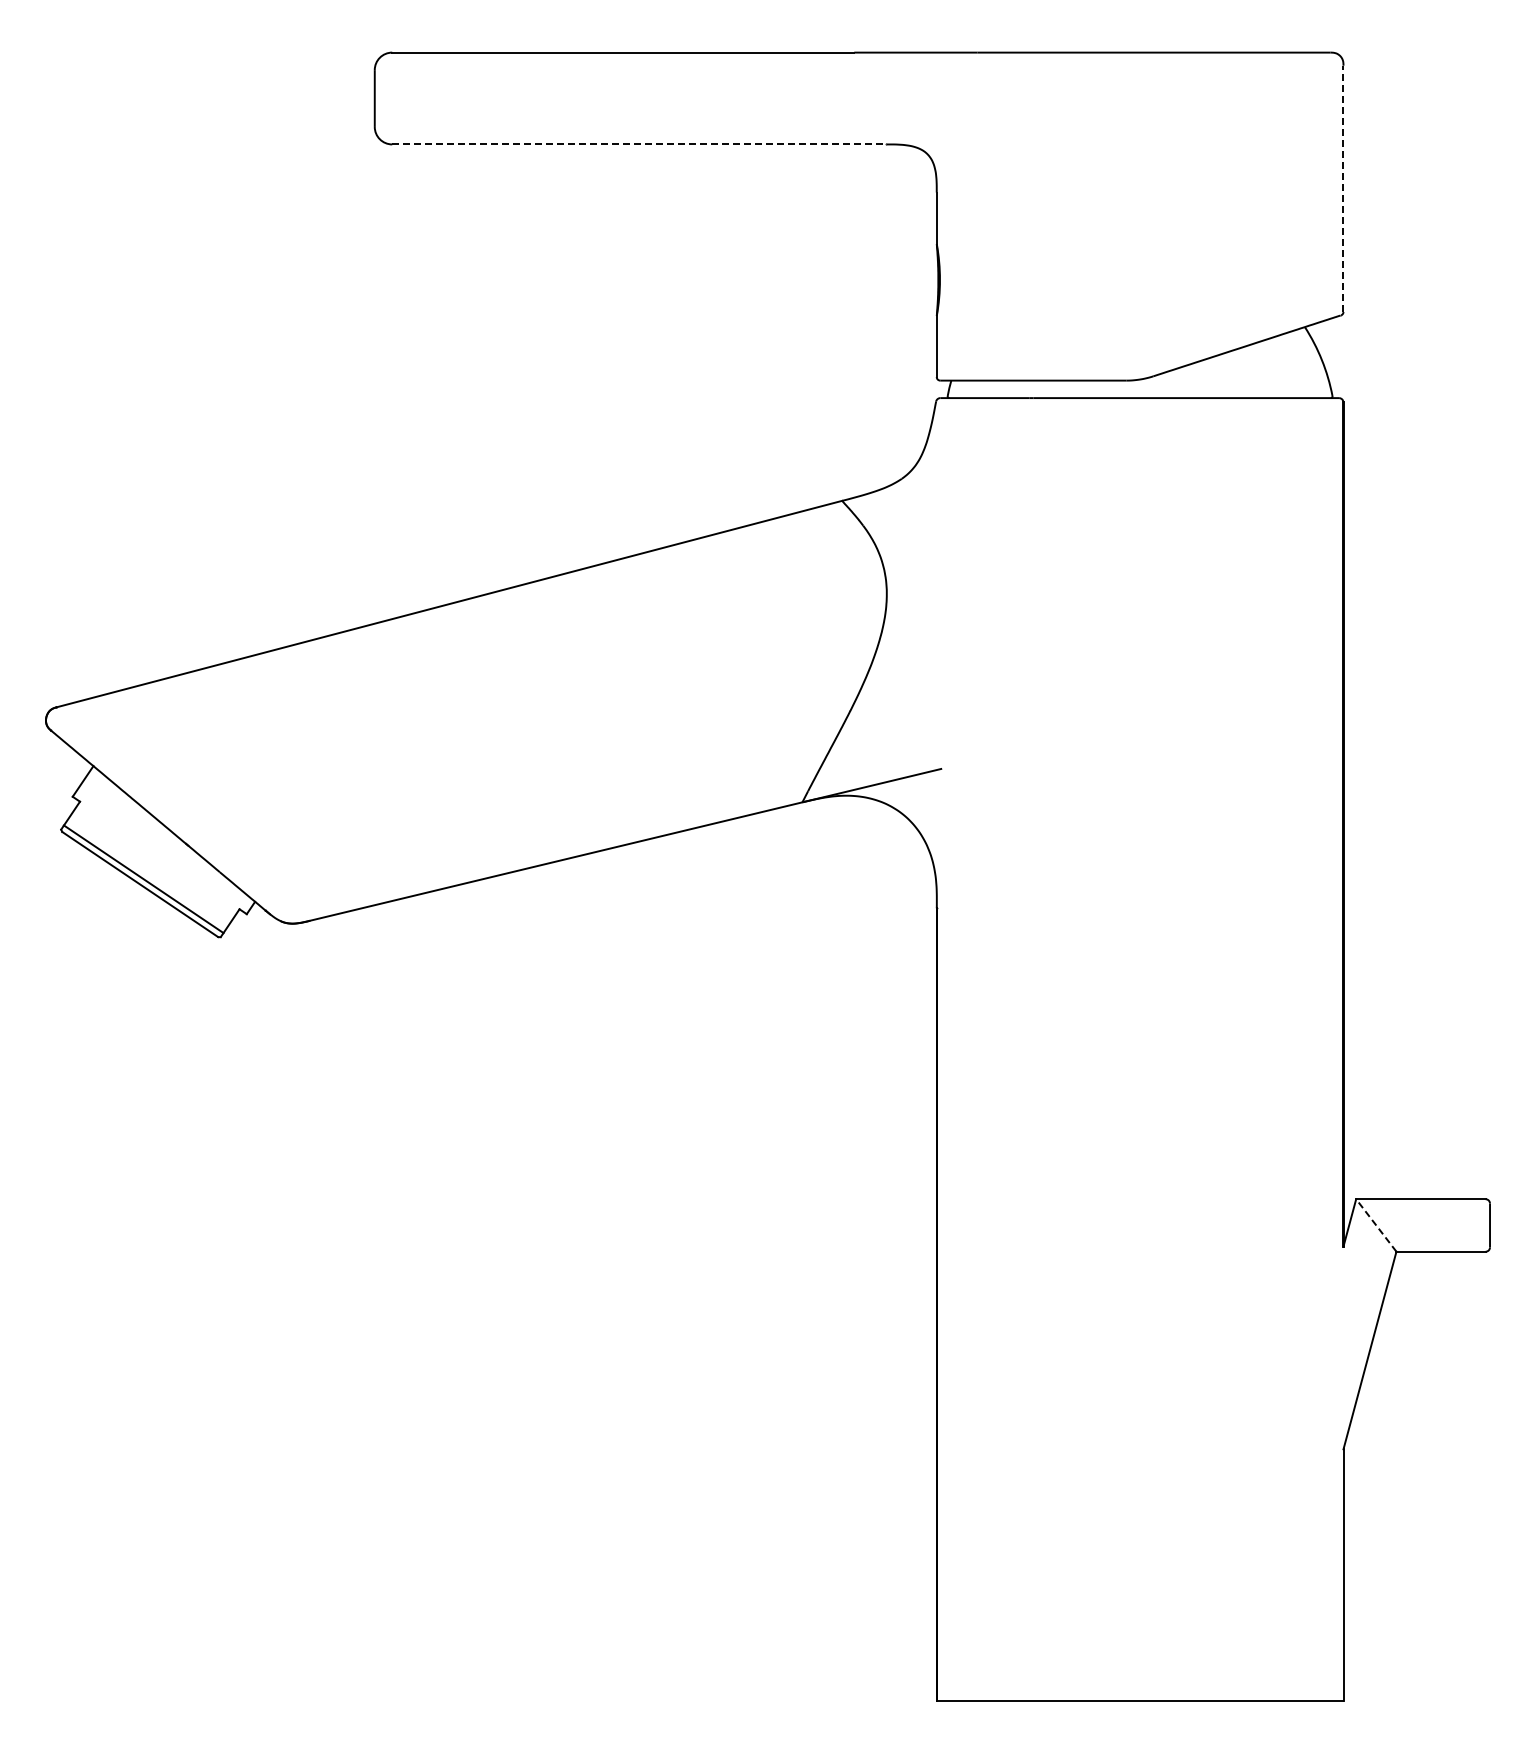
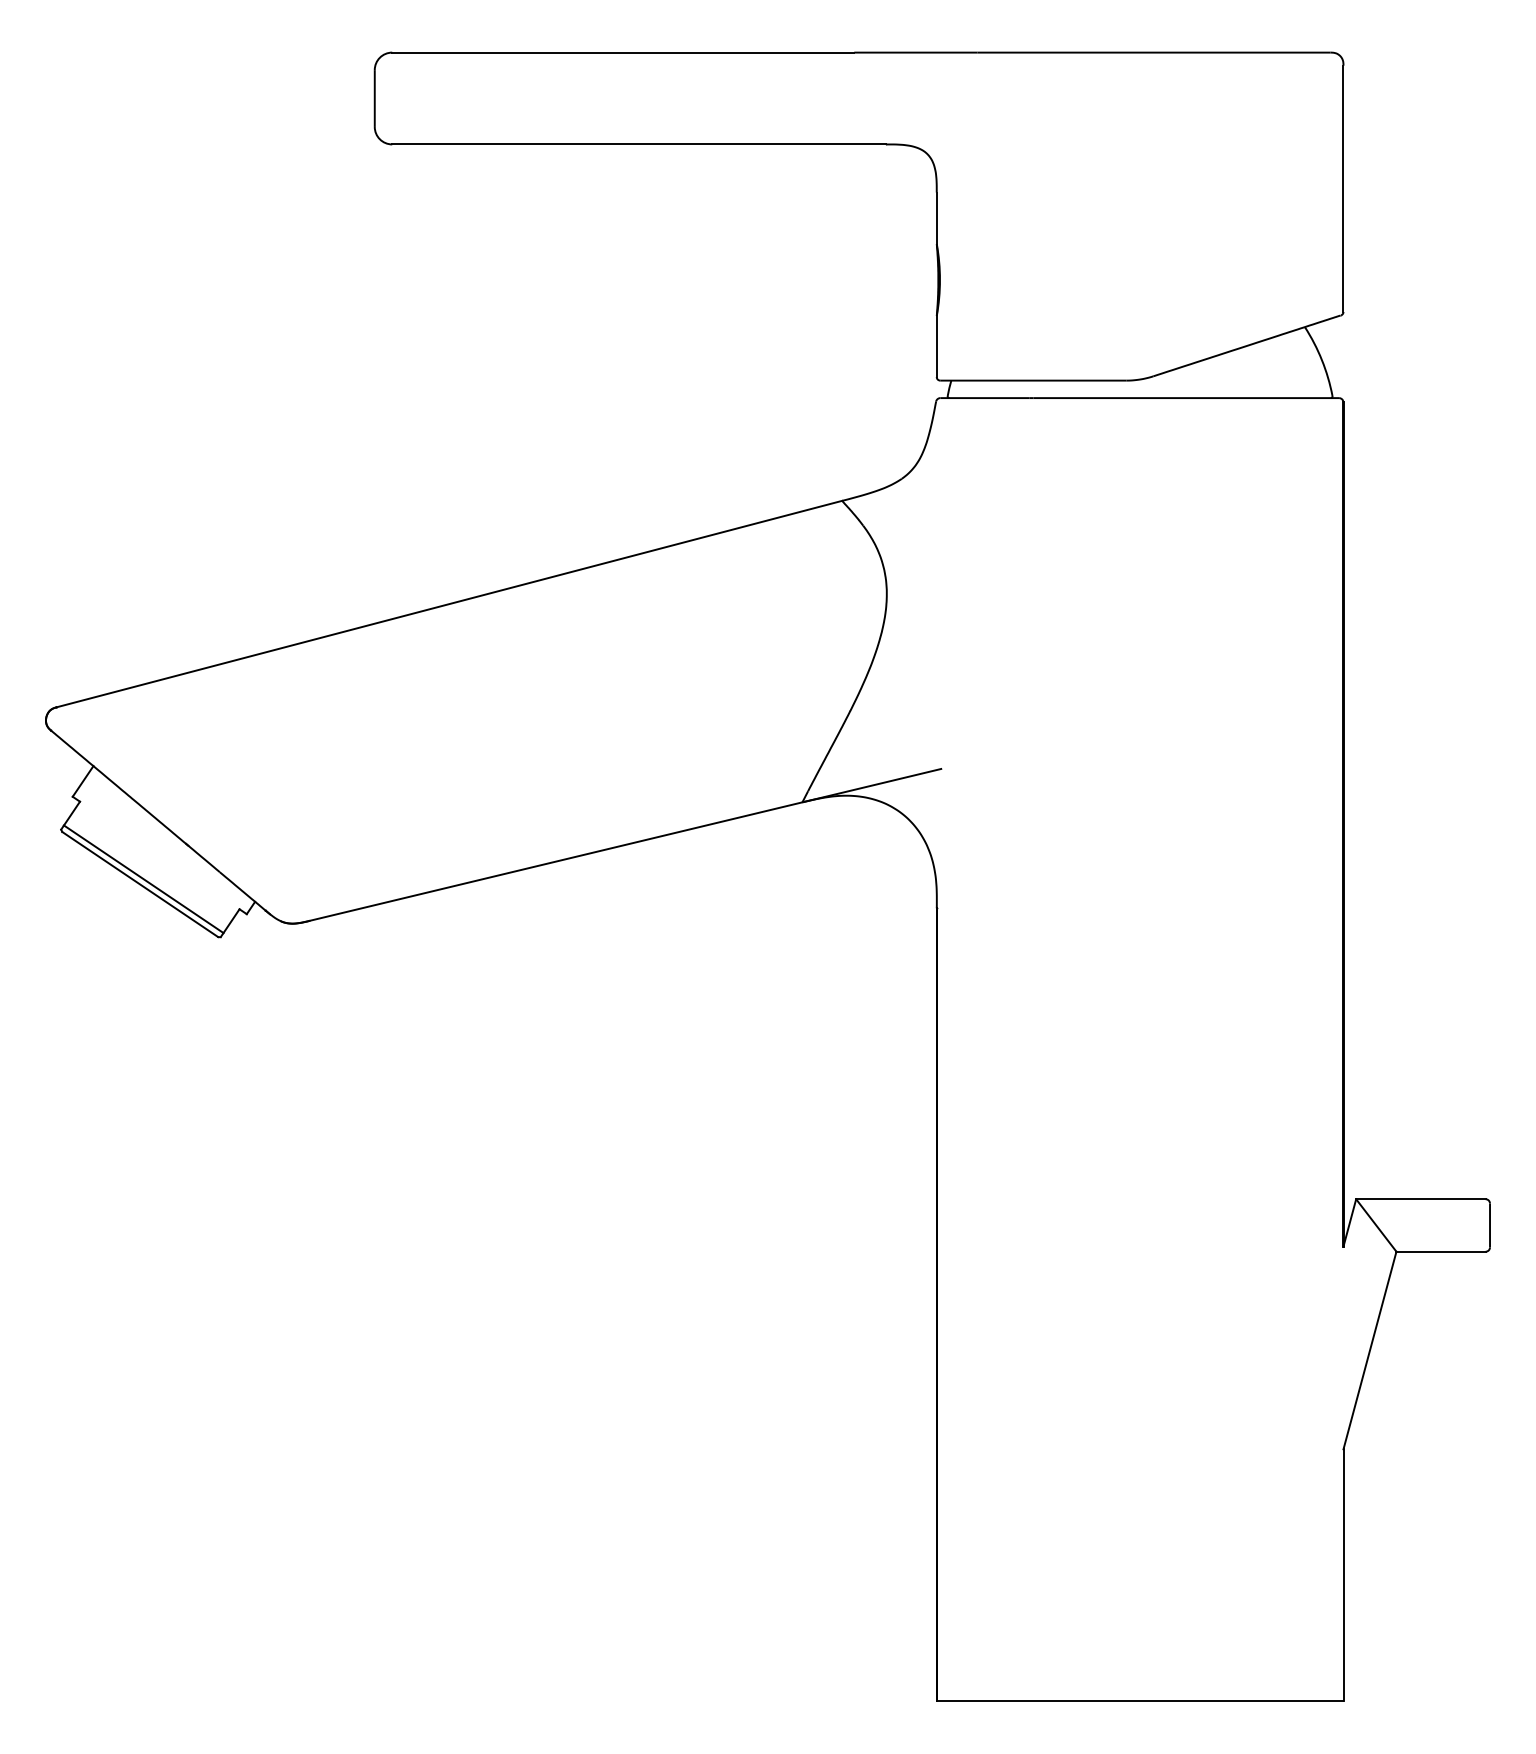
line: dashed -> solid (639, 144)
line: dashed -> solid (1343, 188)
line: dashed -> solid (1376, 1225)
